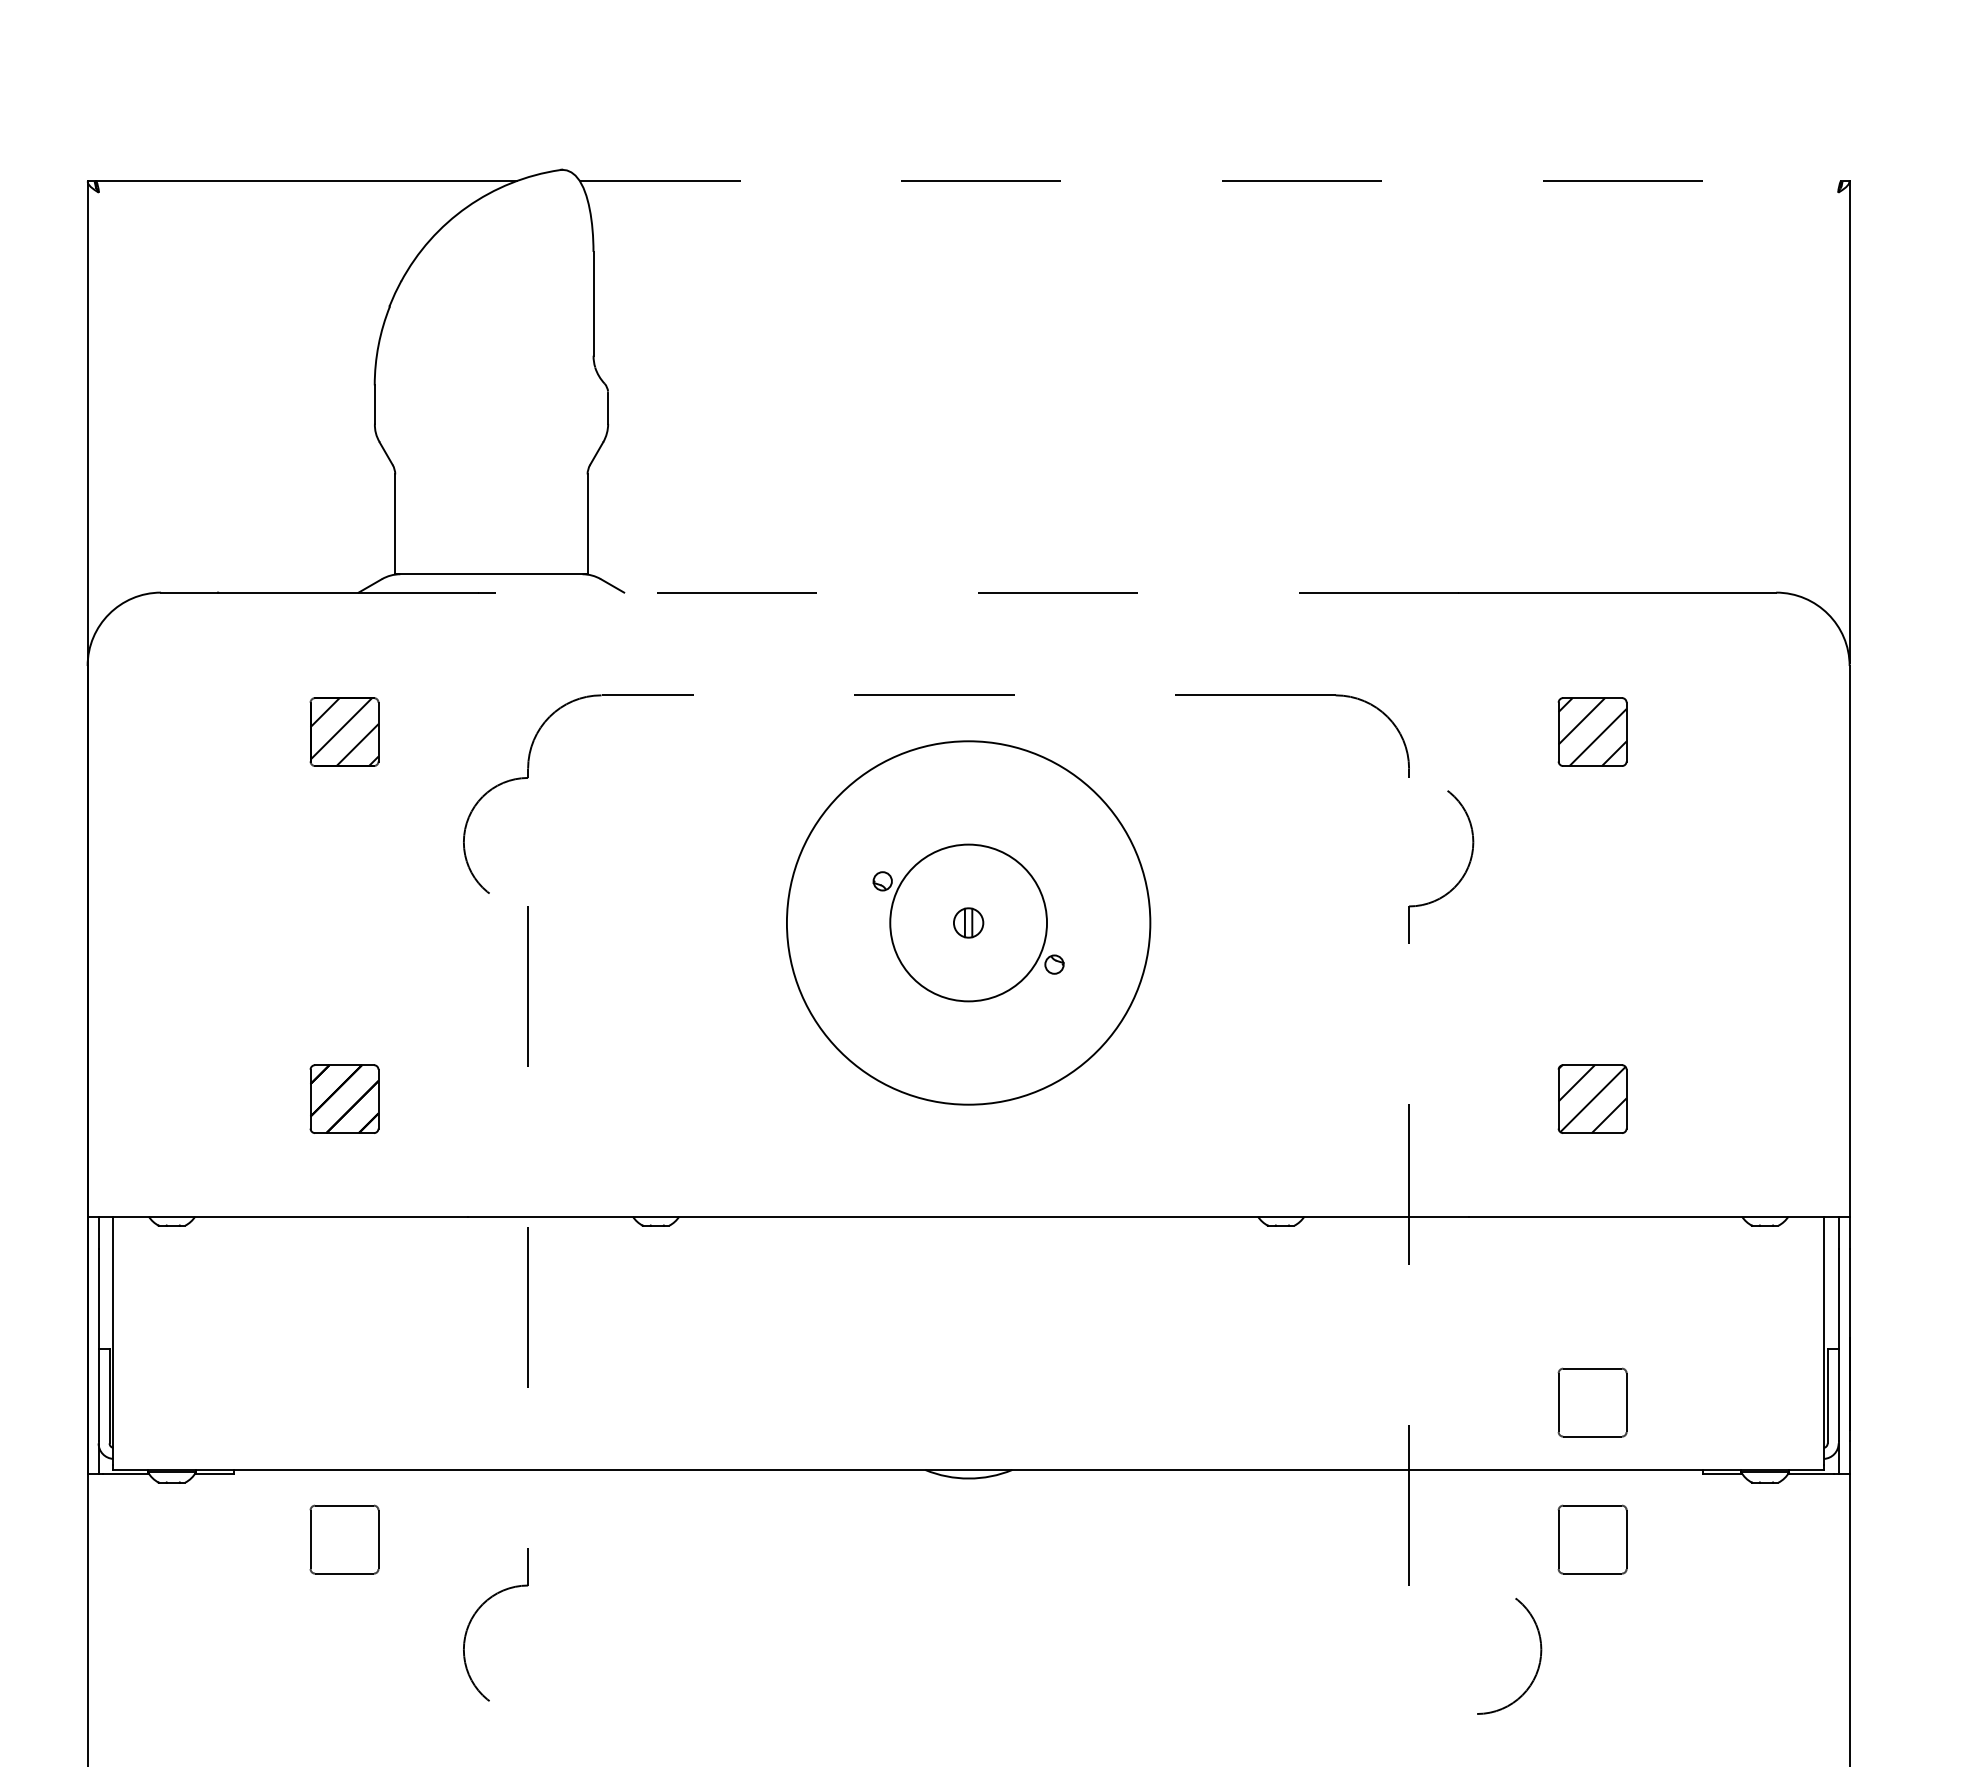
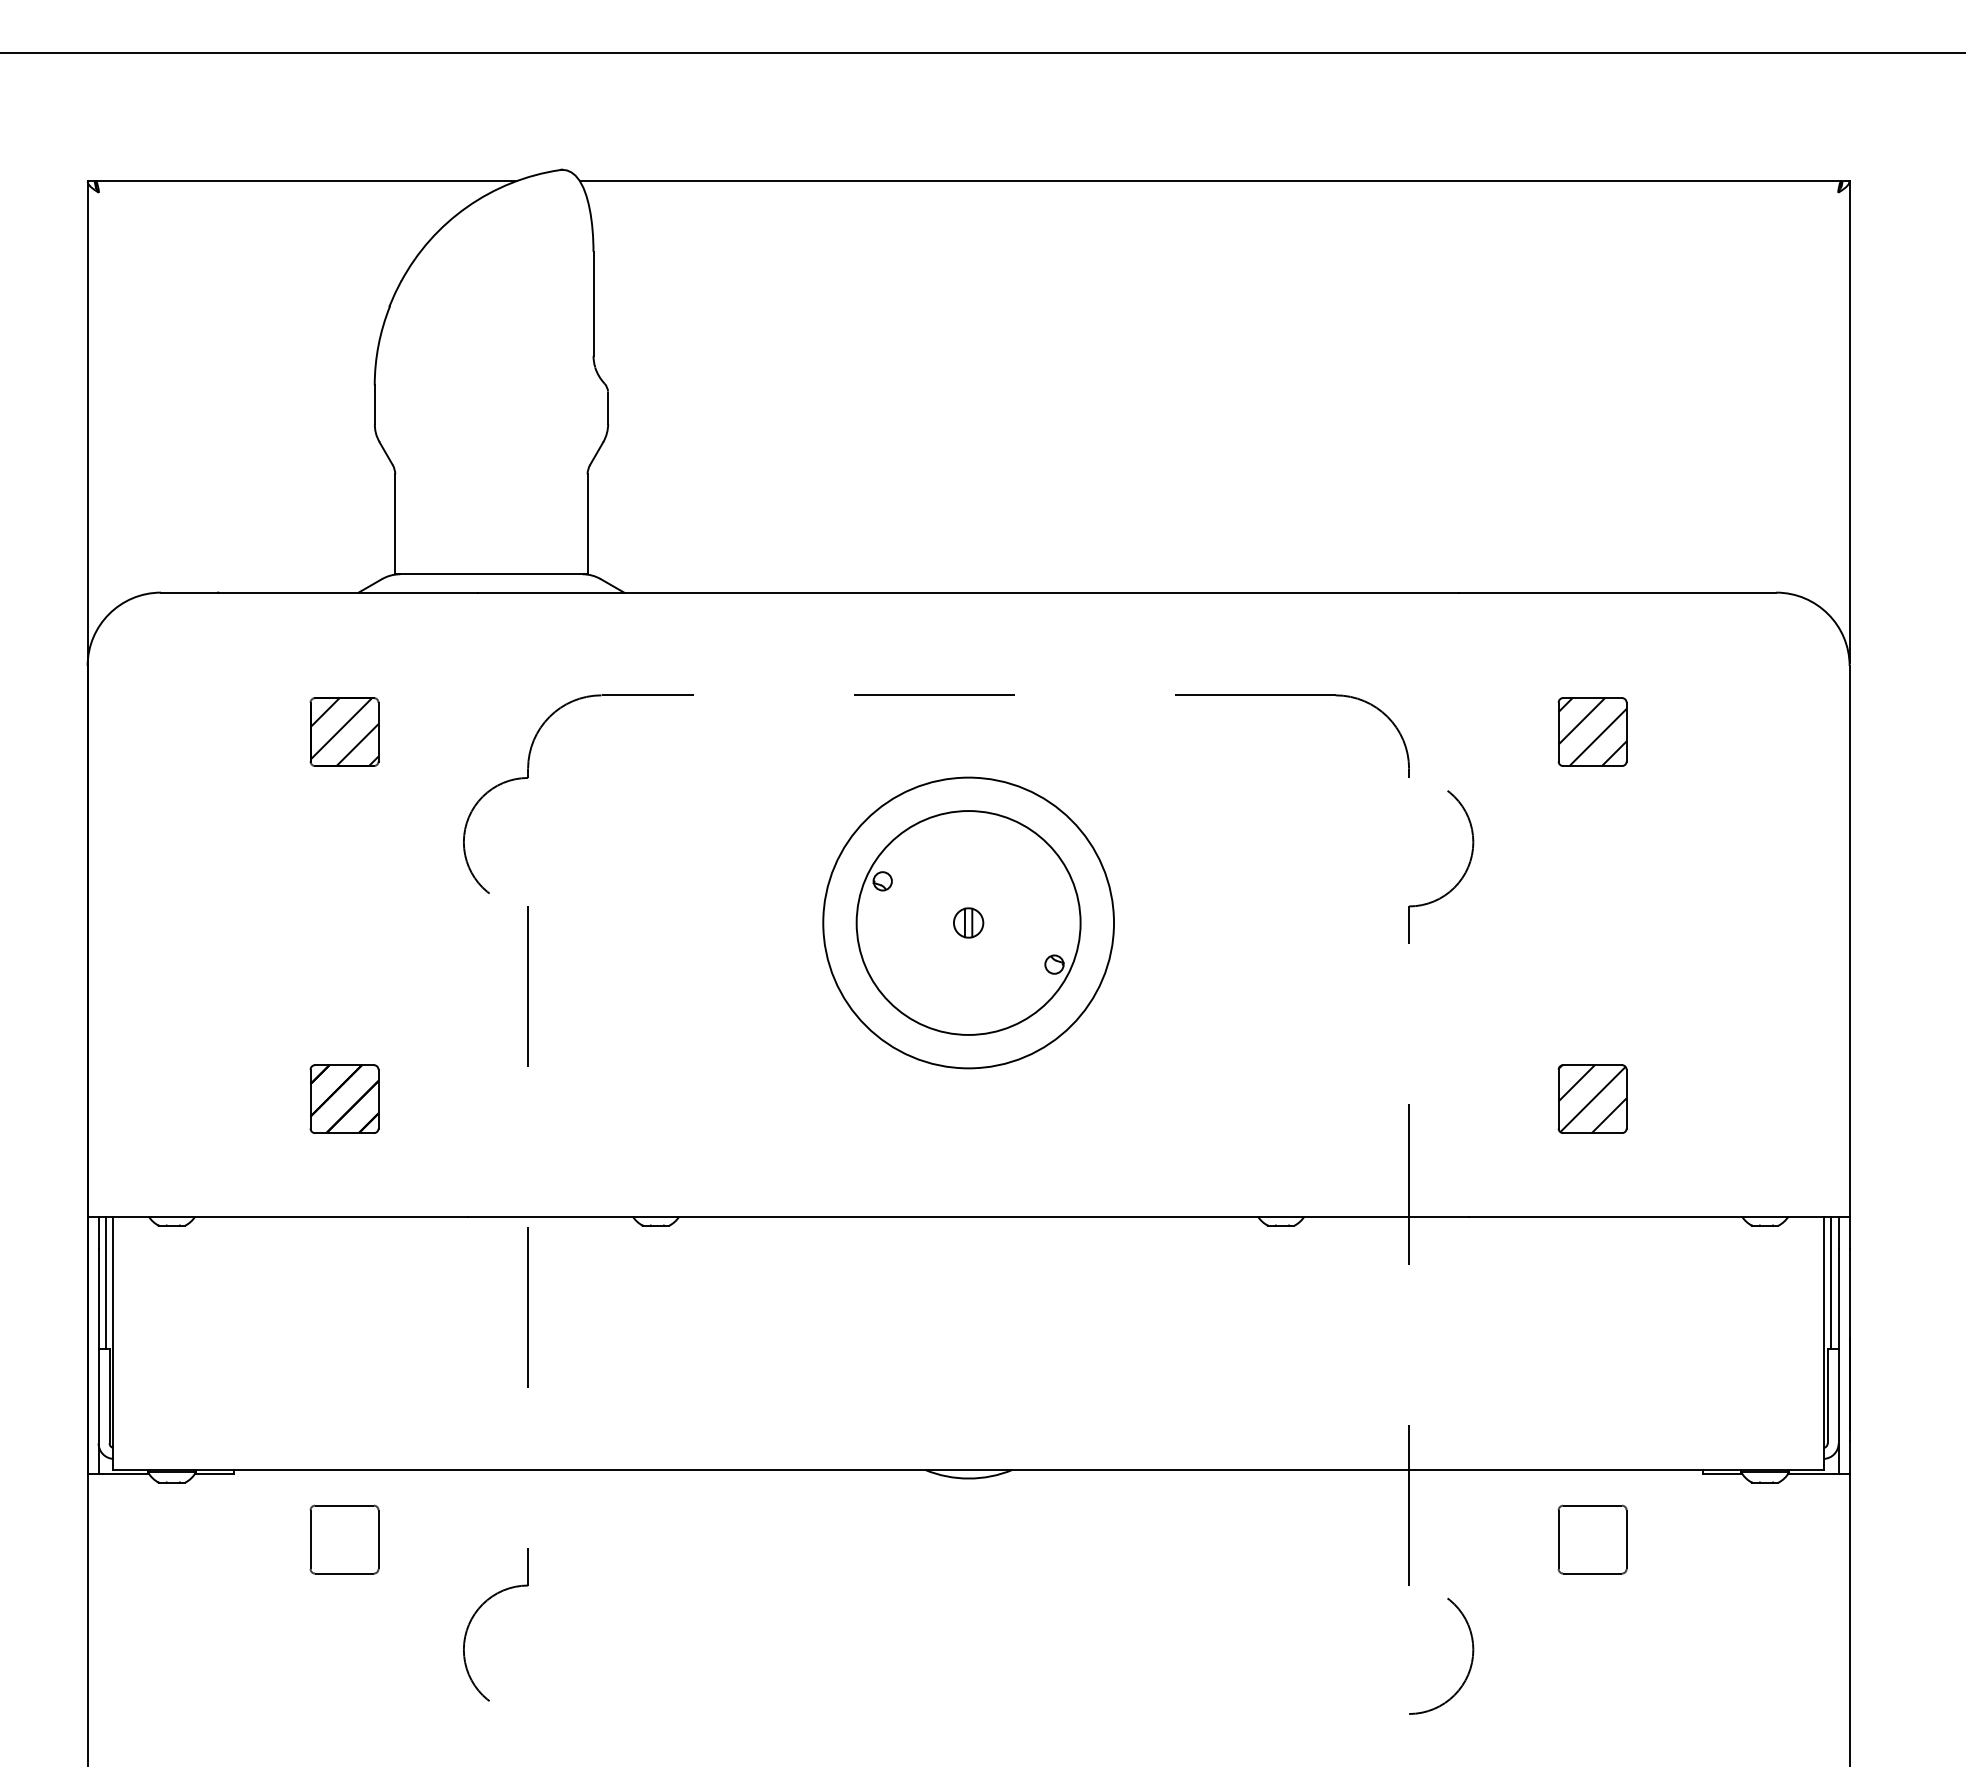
line: none -> present (982, 52)
line: dashed -> solid (1210, 181)
line: dashed -> solid (968, 592)
circle diameter: 157 px -> 224 px (968, 922)
circle diameter: 363 px -> 291 px (968, 922)
line: none -> present (105, 1282)
line: none -> present (1831, 1282)
part: present -> none (1592, 1402)
arc position: (1538, 1663) -> (1470, 1663) (1470, 1663)
